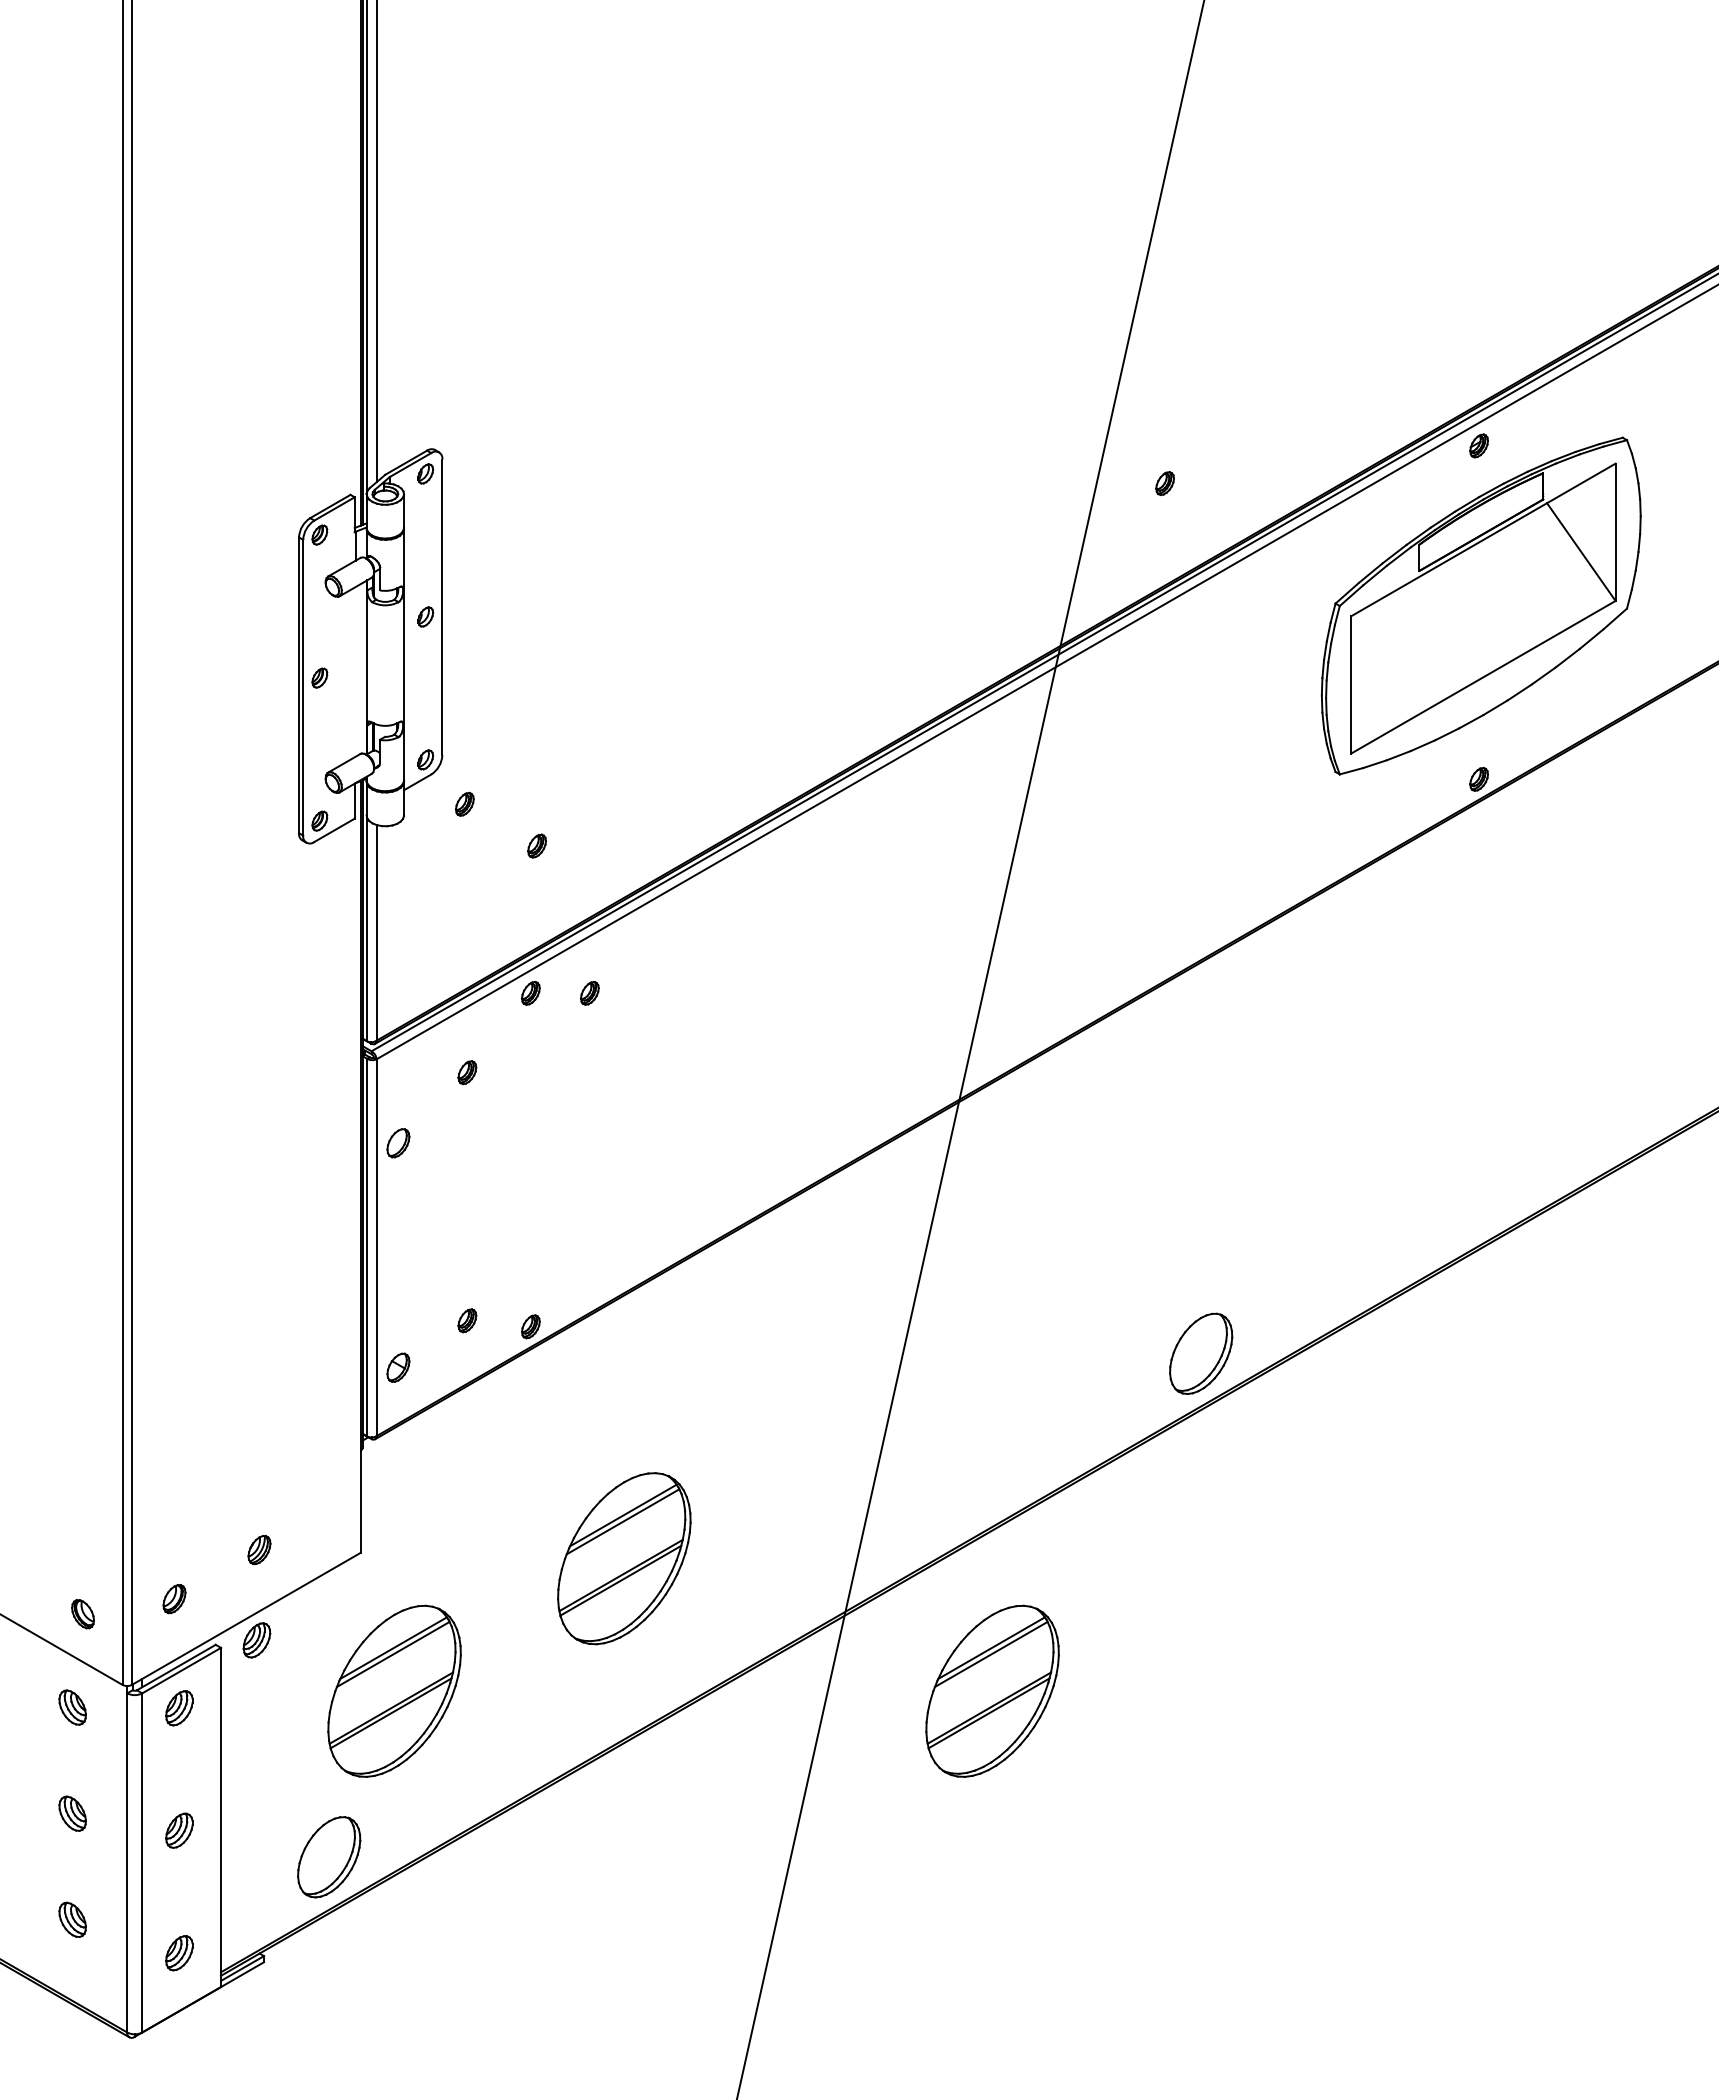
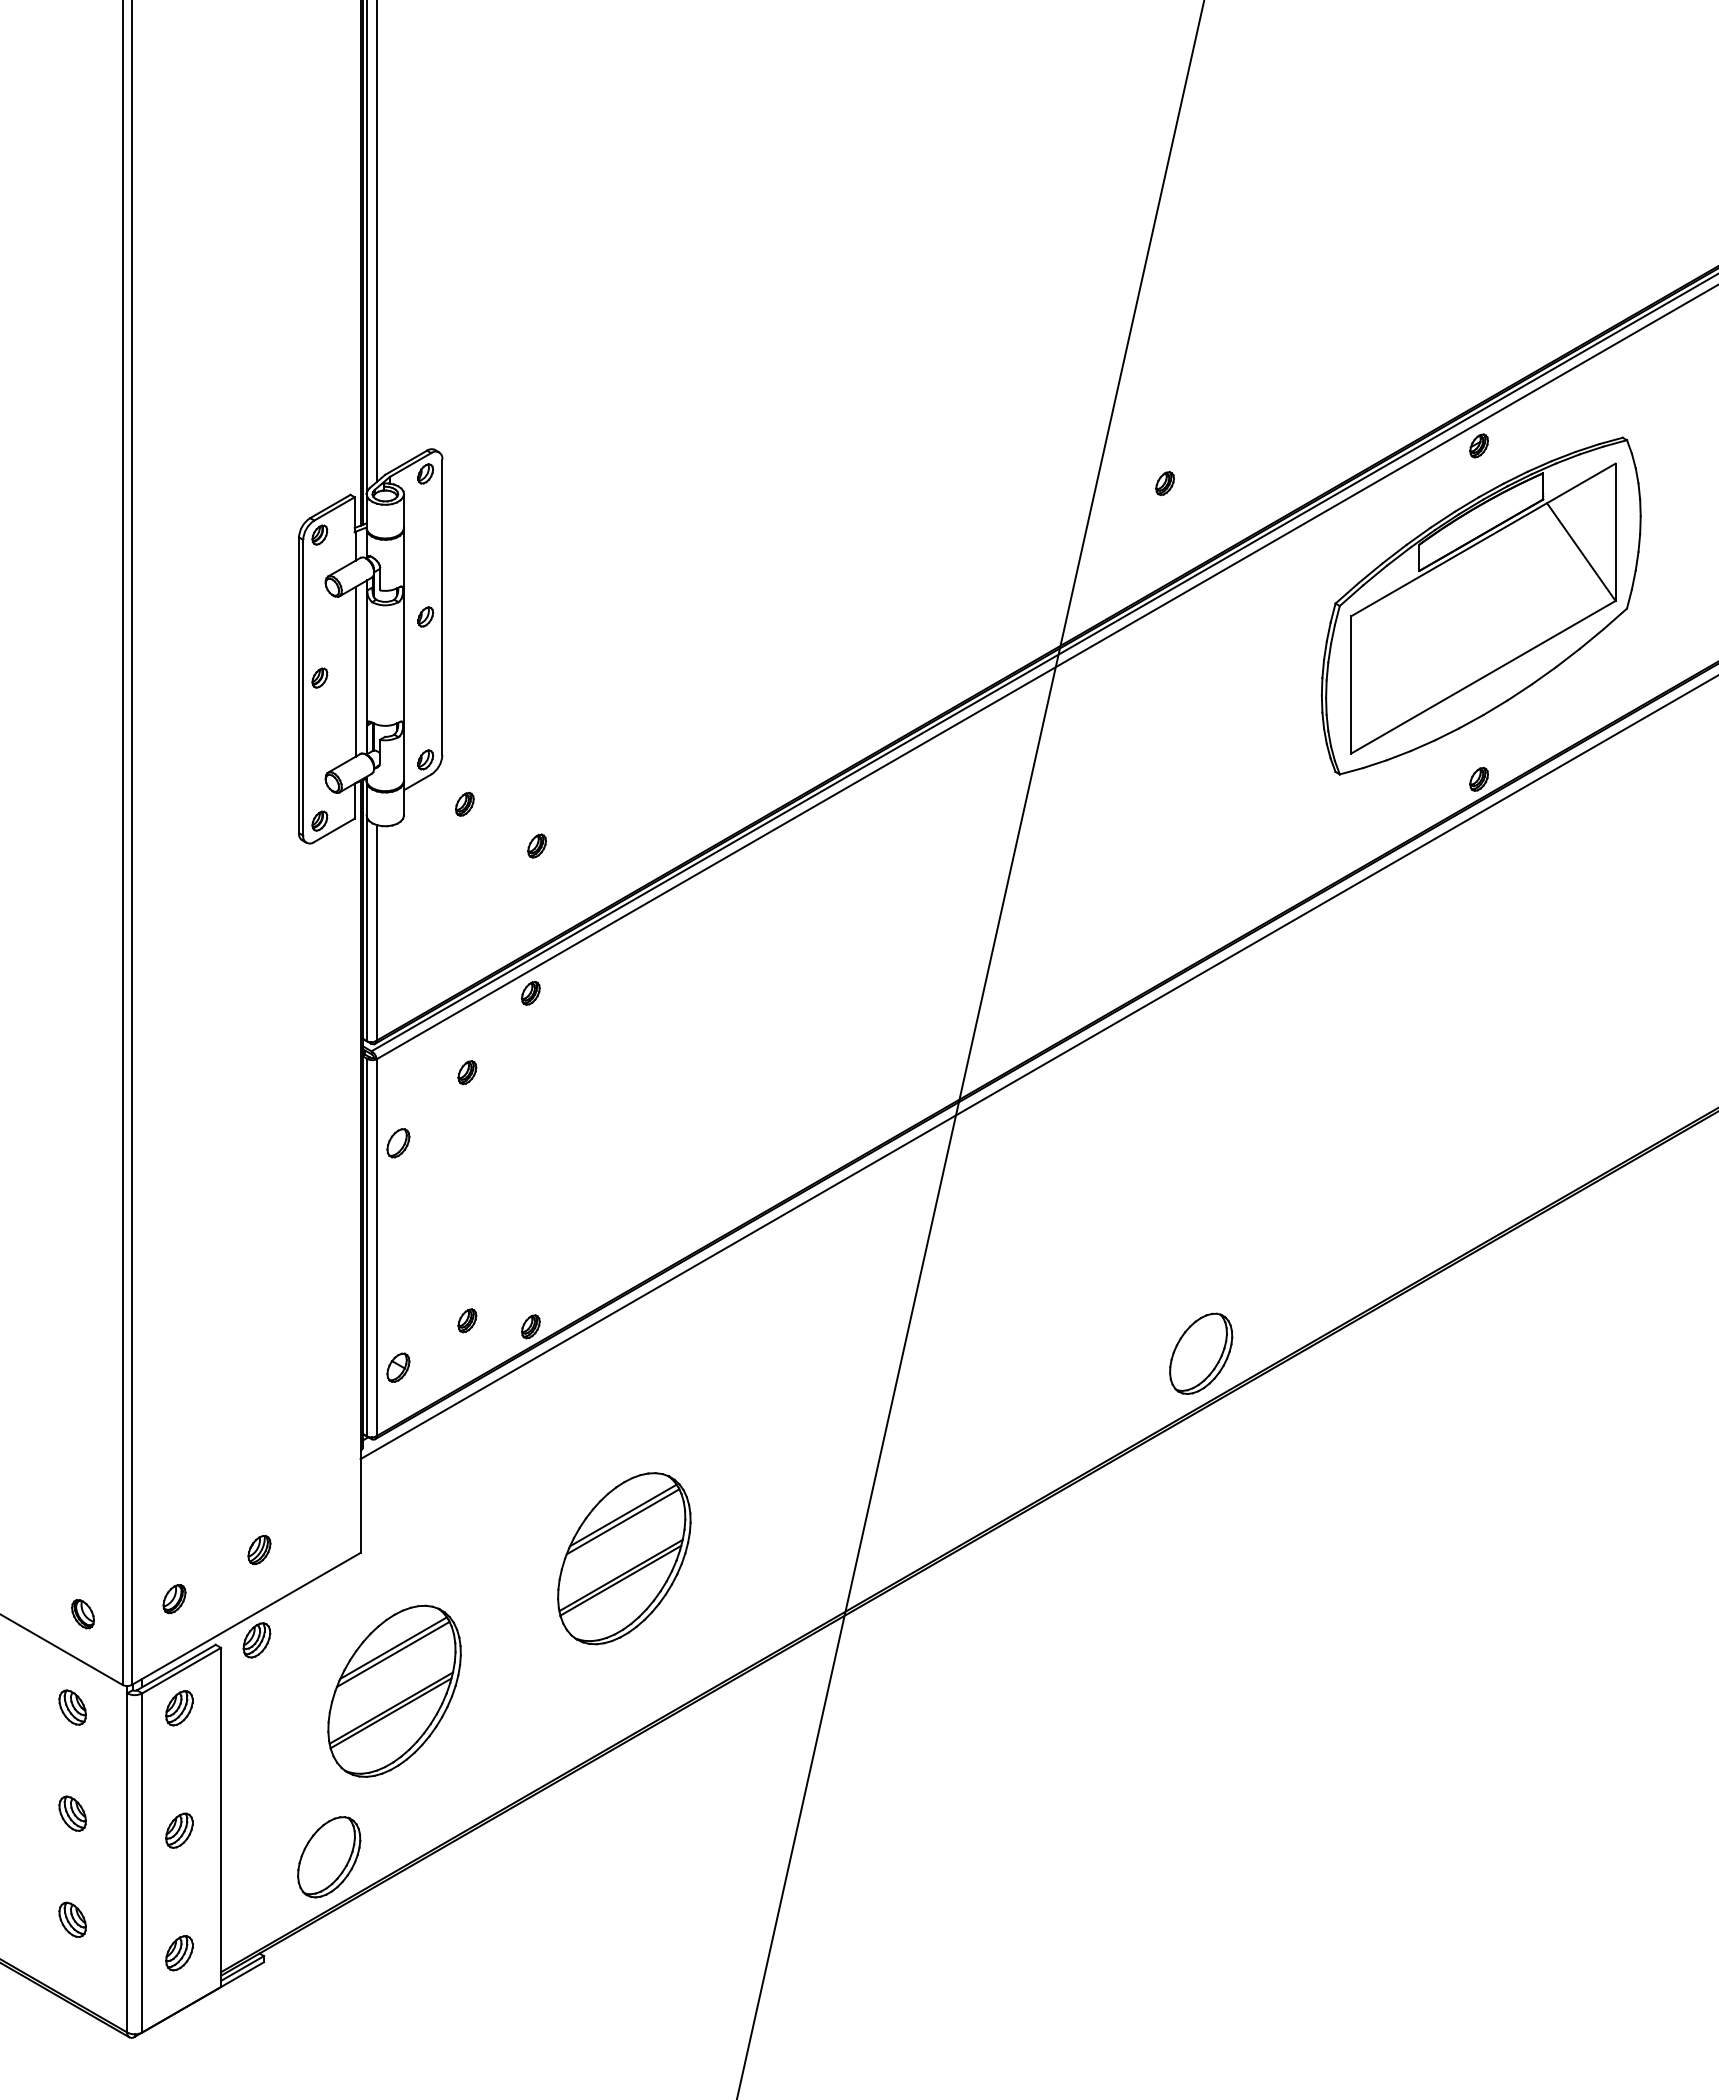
line: none -> present (355, 671)
part: present -> none (589, 993)
line: none -> present (1037, 1068)
part: present -> none (992, 1690)
